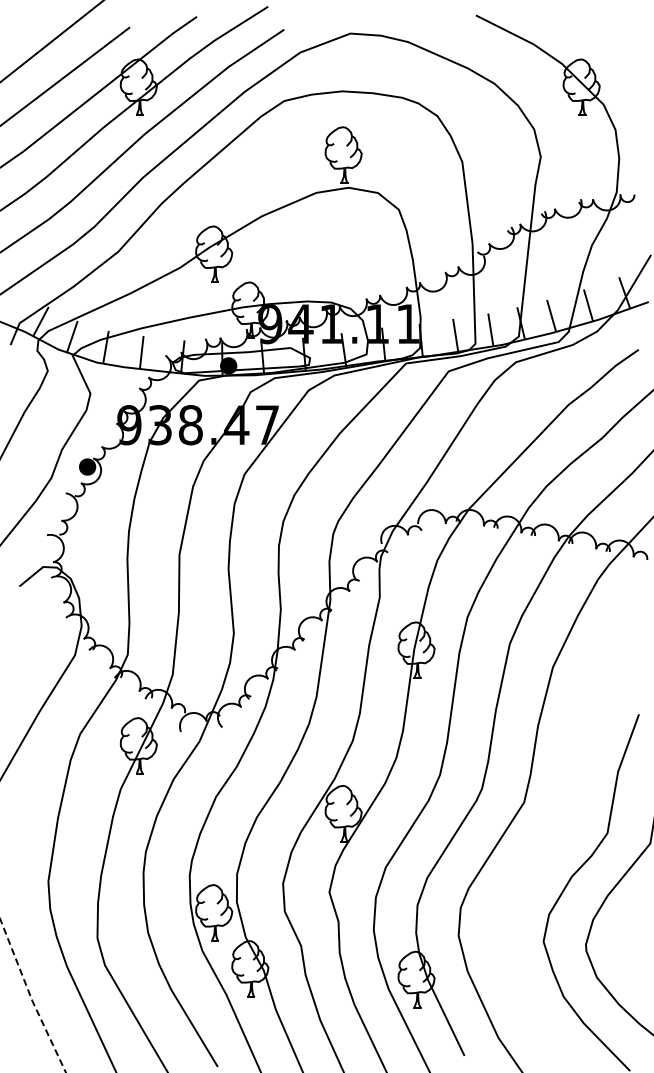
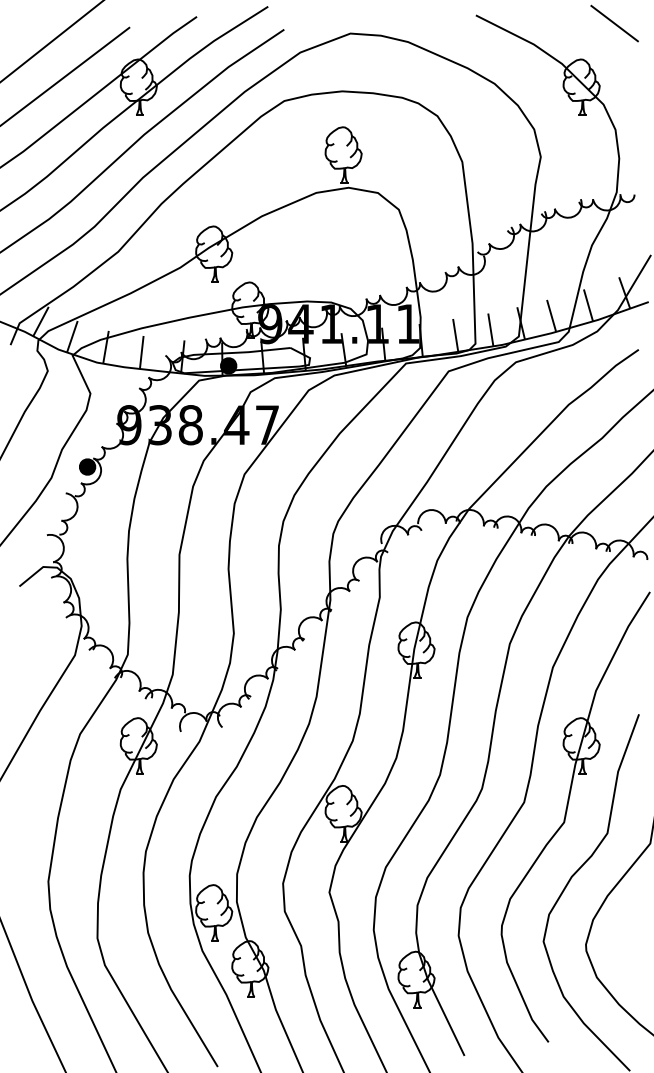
line: none -> present (614, 23)
part: none -> present (566, 816)
line: dashed -> solid (30, 996)
